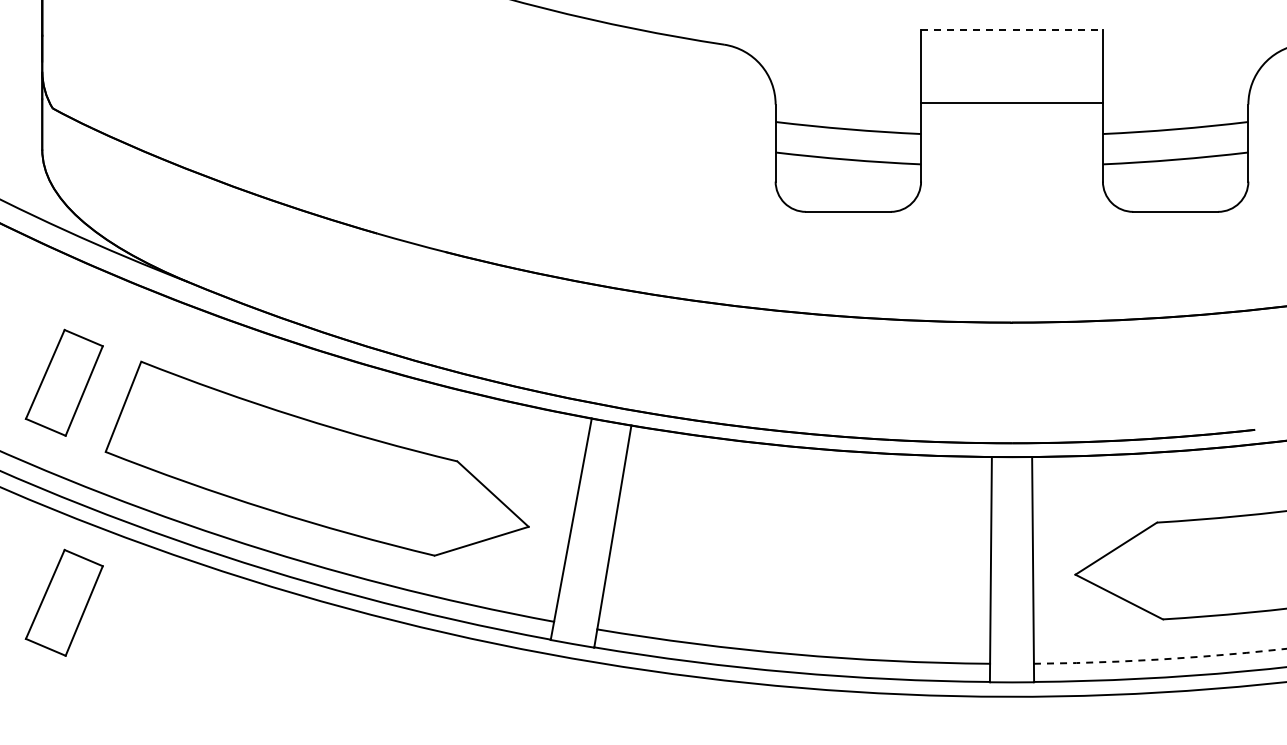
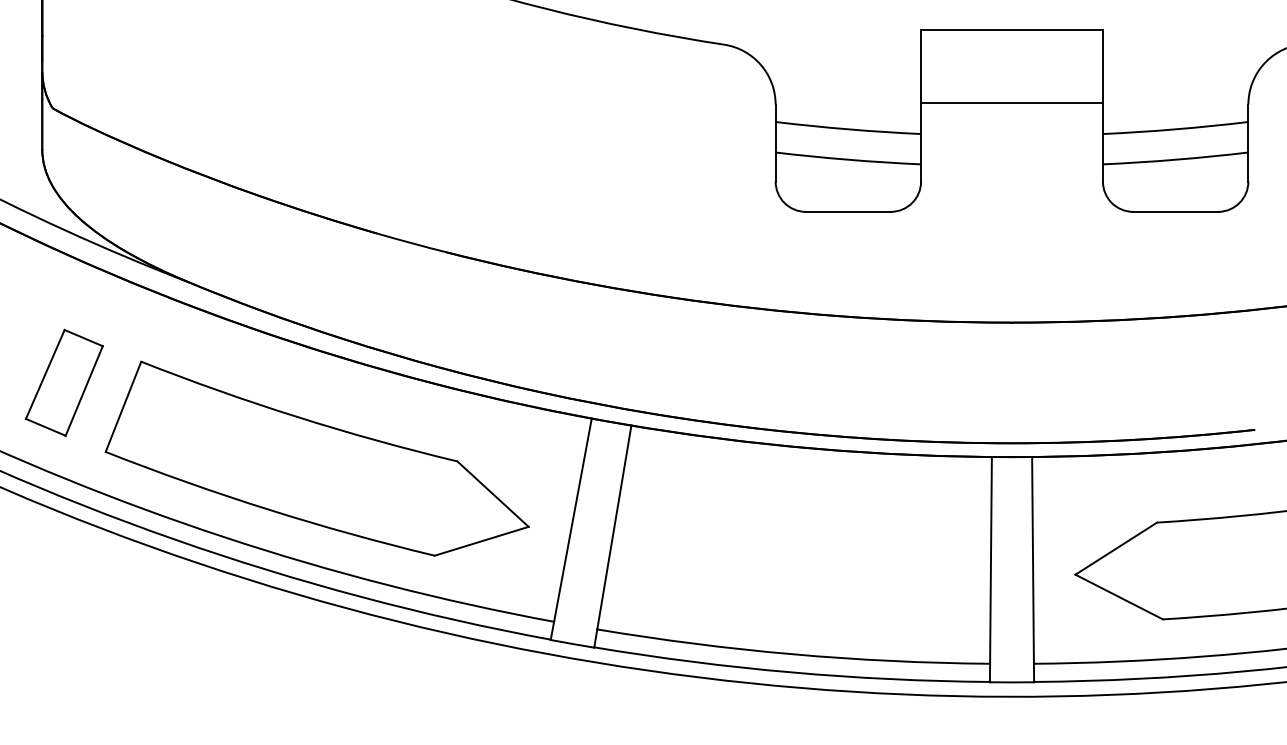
line: dashed -> solid (1012, 30)
part: present -> none (63, 602)
arc: dashed -> solid (1161, 659)
